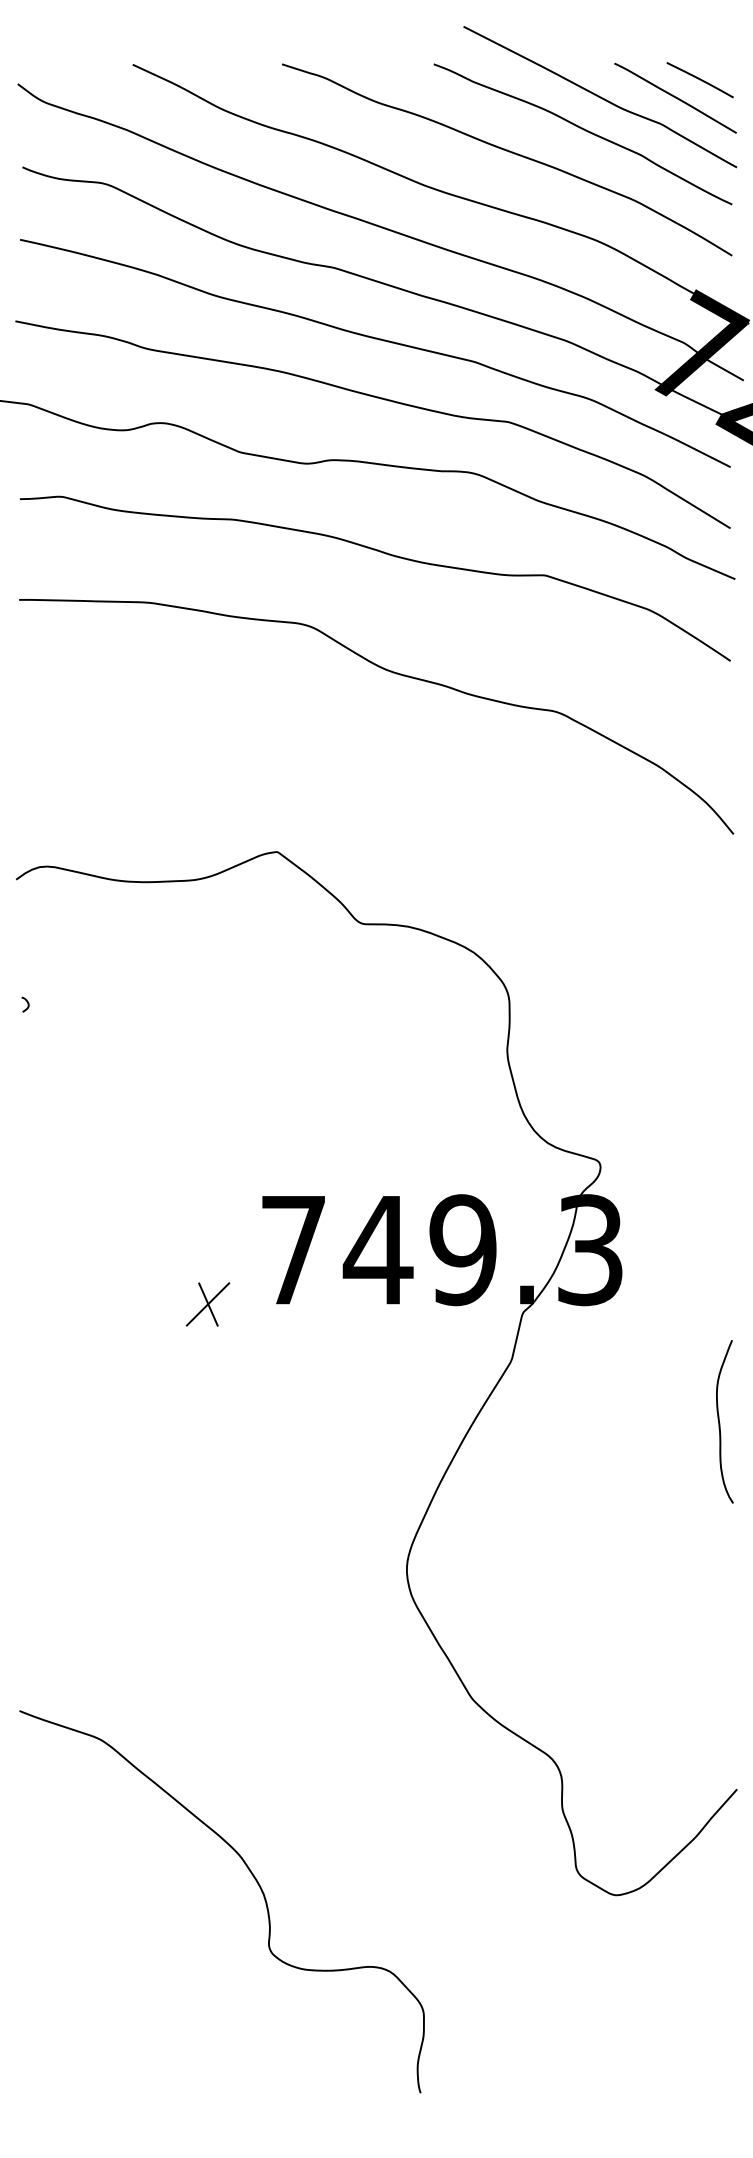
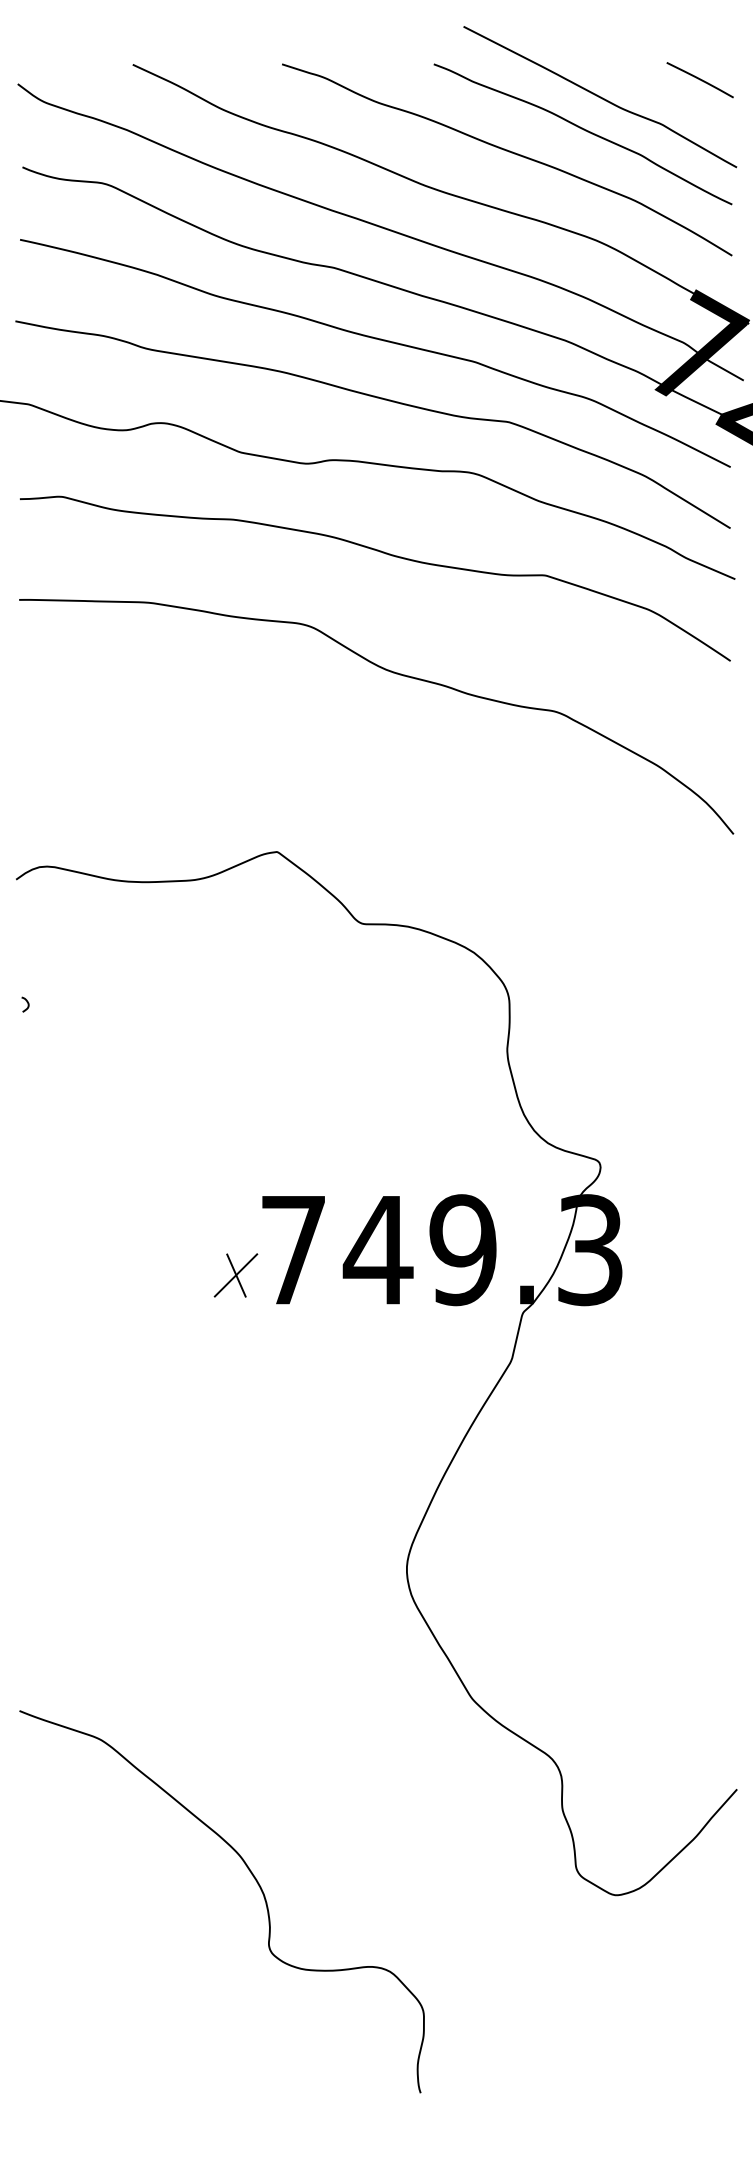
line: present -> none (675, 98)
part position: (207, 1304) -> (235, 1275) (235, 1275)
curve: present -> none (720, 1423)
